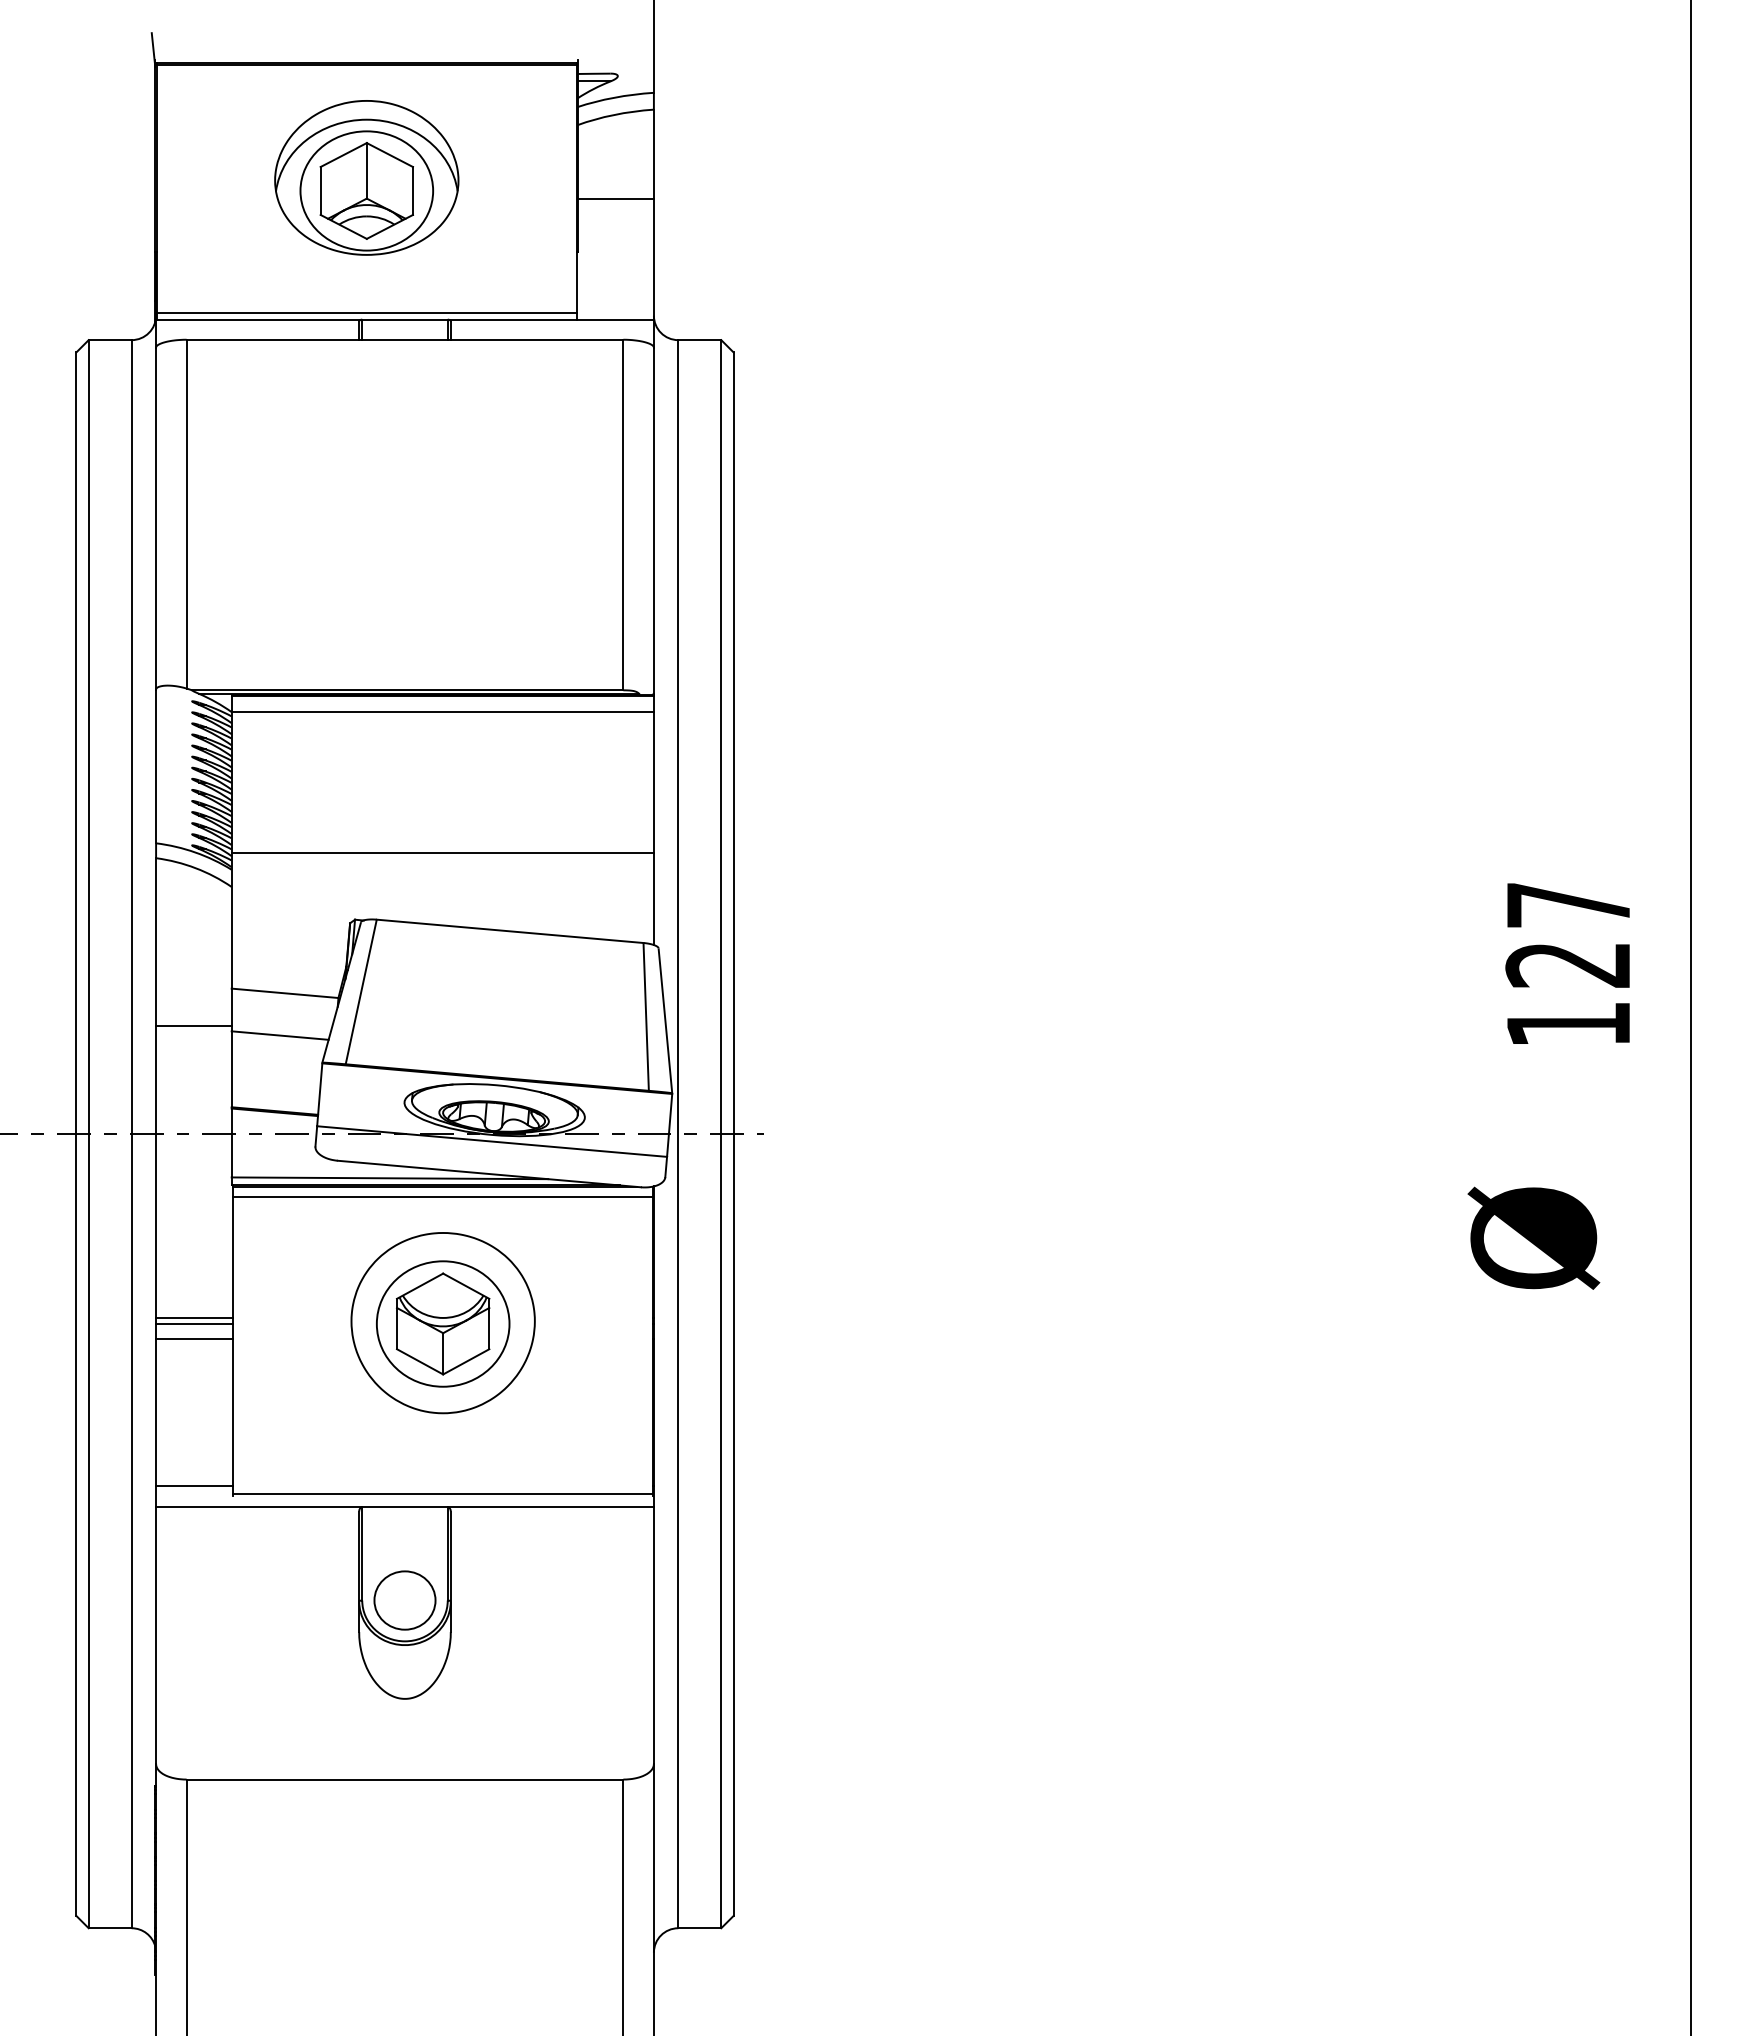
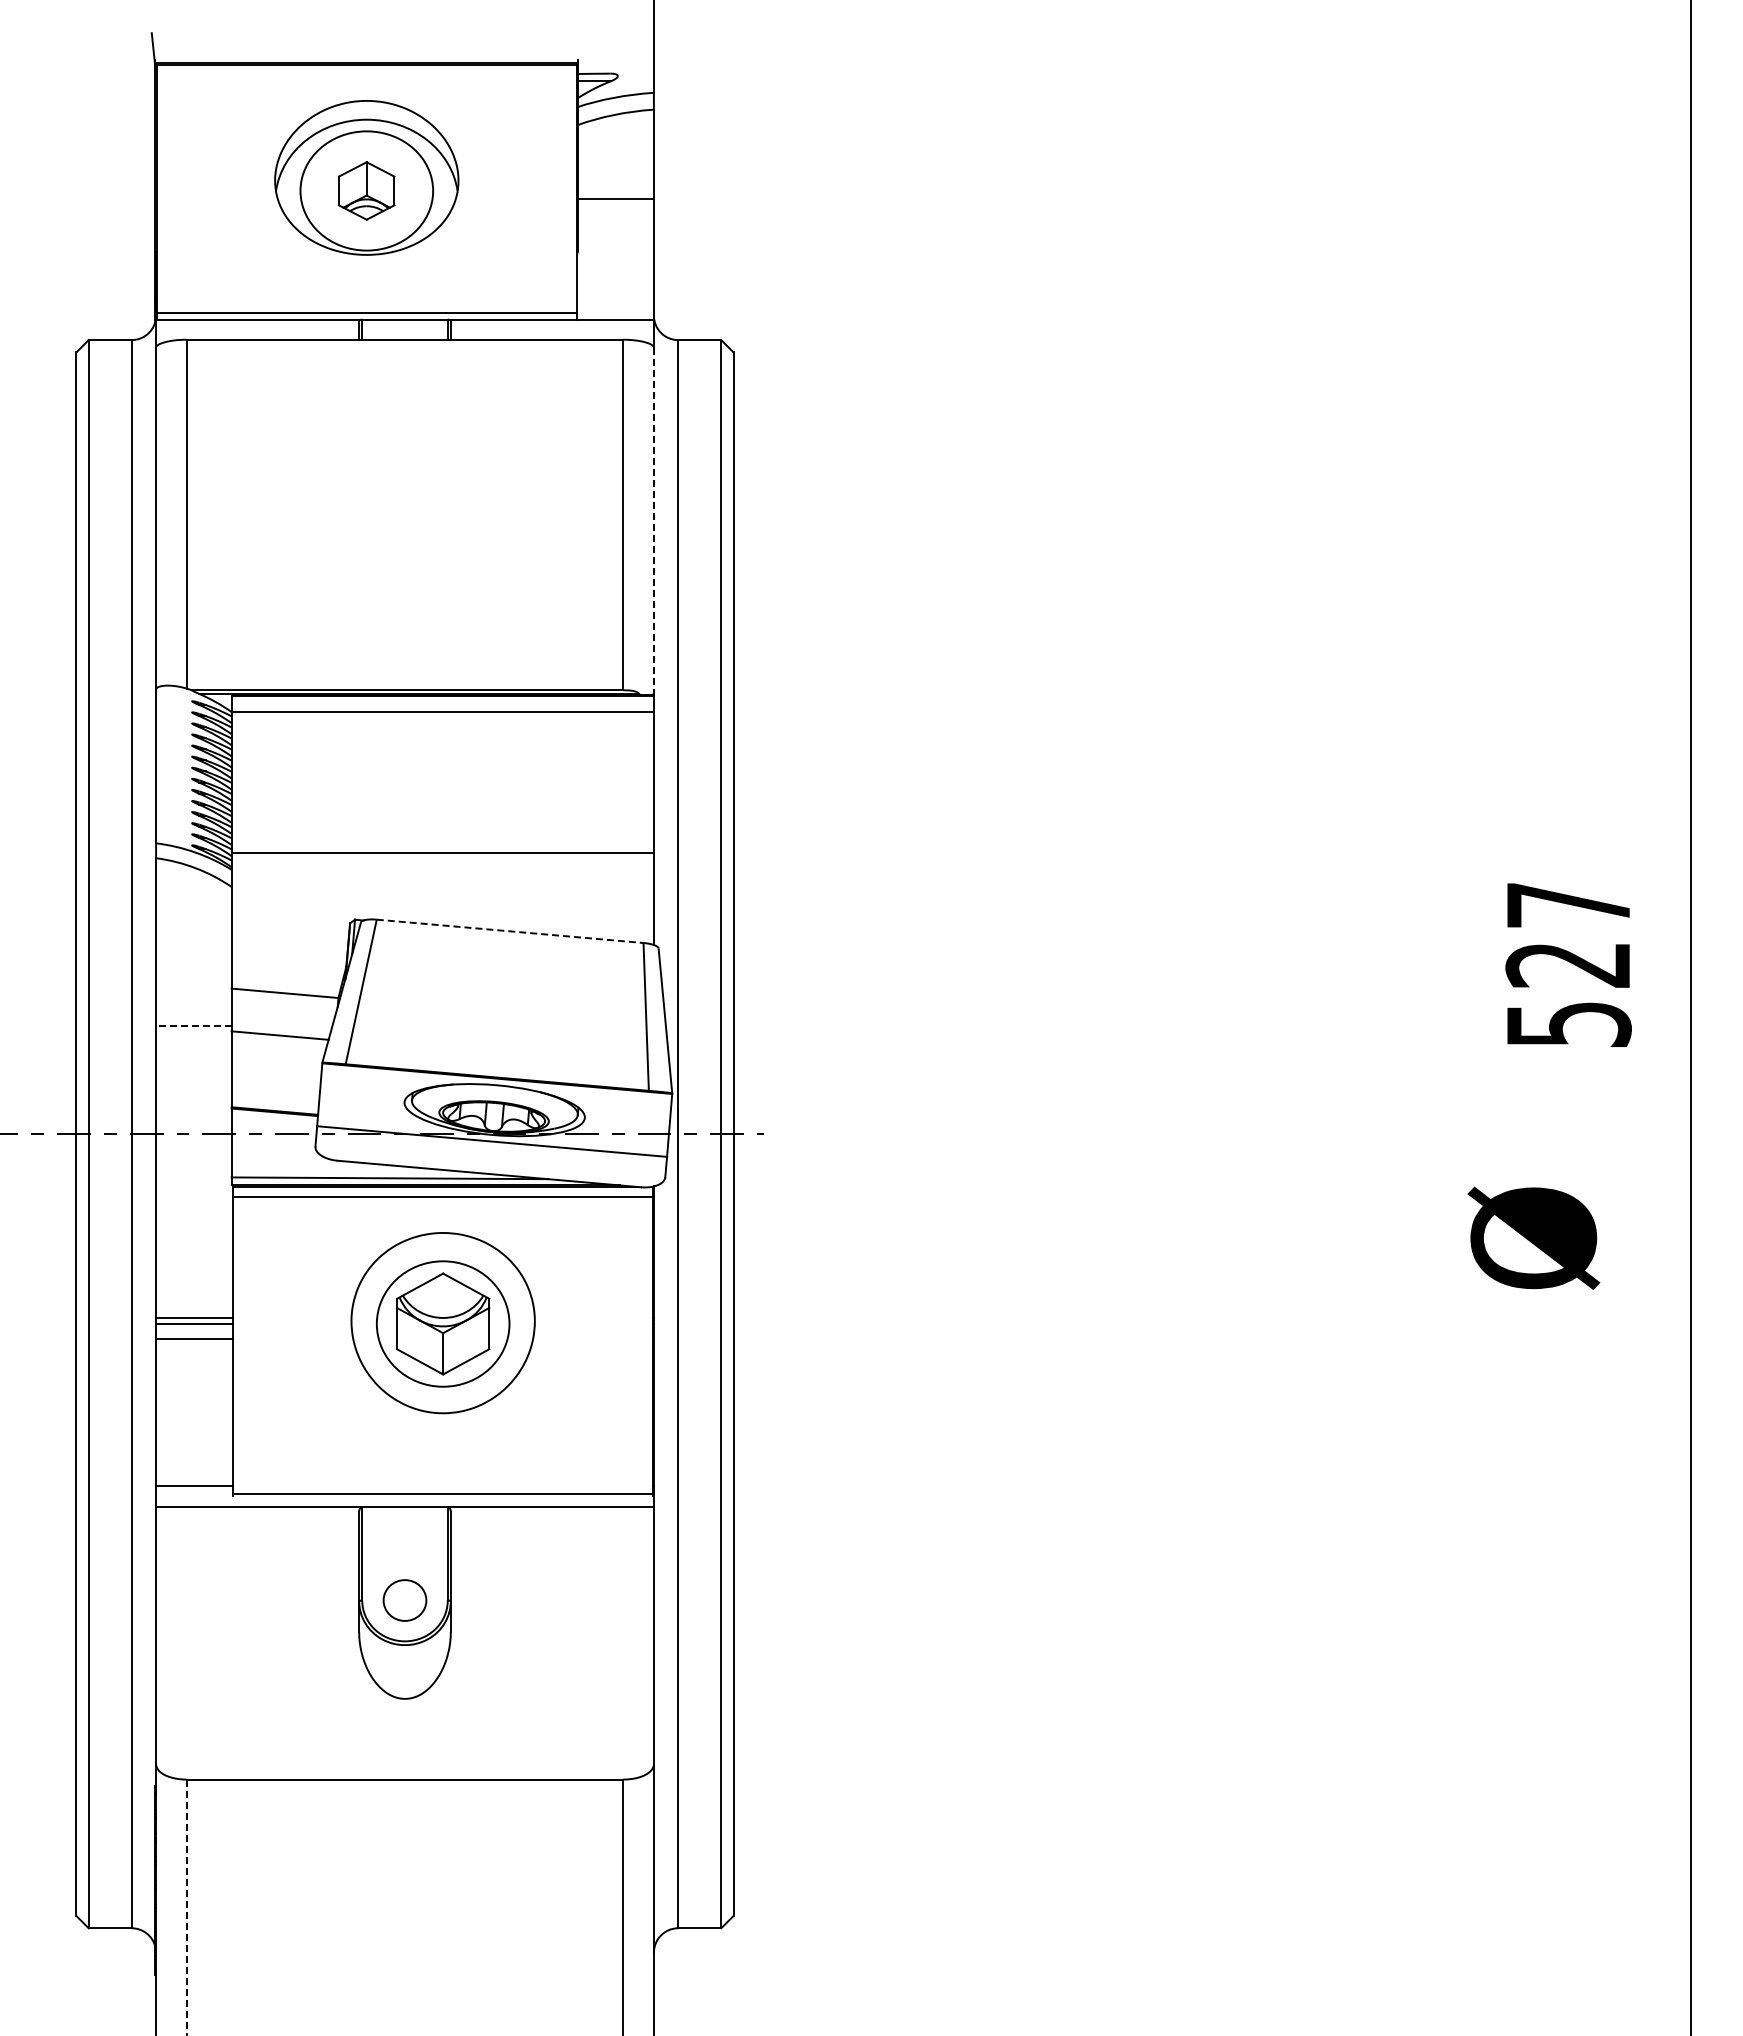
part size: 95x98 px -> 58x60 px (366, 190)
line: solid -> dashed (653, 521)
line: solid -> dashed (510, 931)
text: 127 -> 527 (1569, 1024)
line: solid -> dashed (193, 1026)
part size: 64x61 px -> 46x43 px (404, 1600)
line: solid -> dashed (186, 1907)
